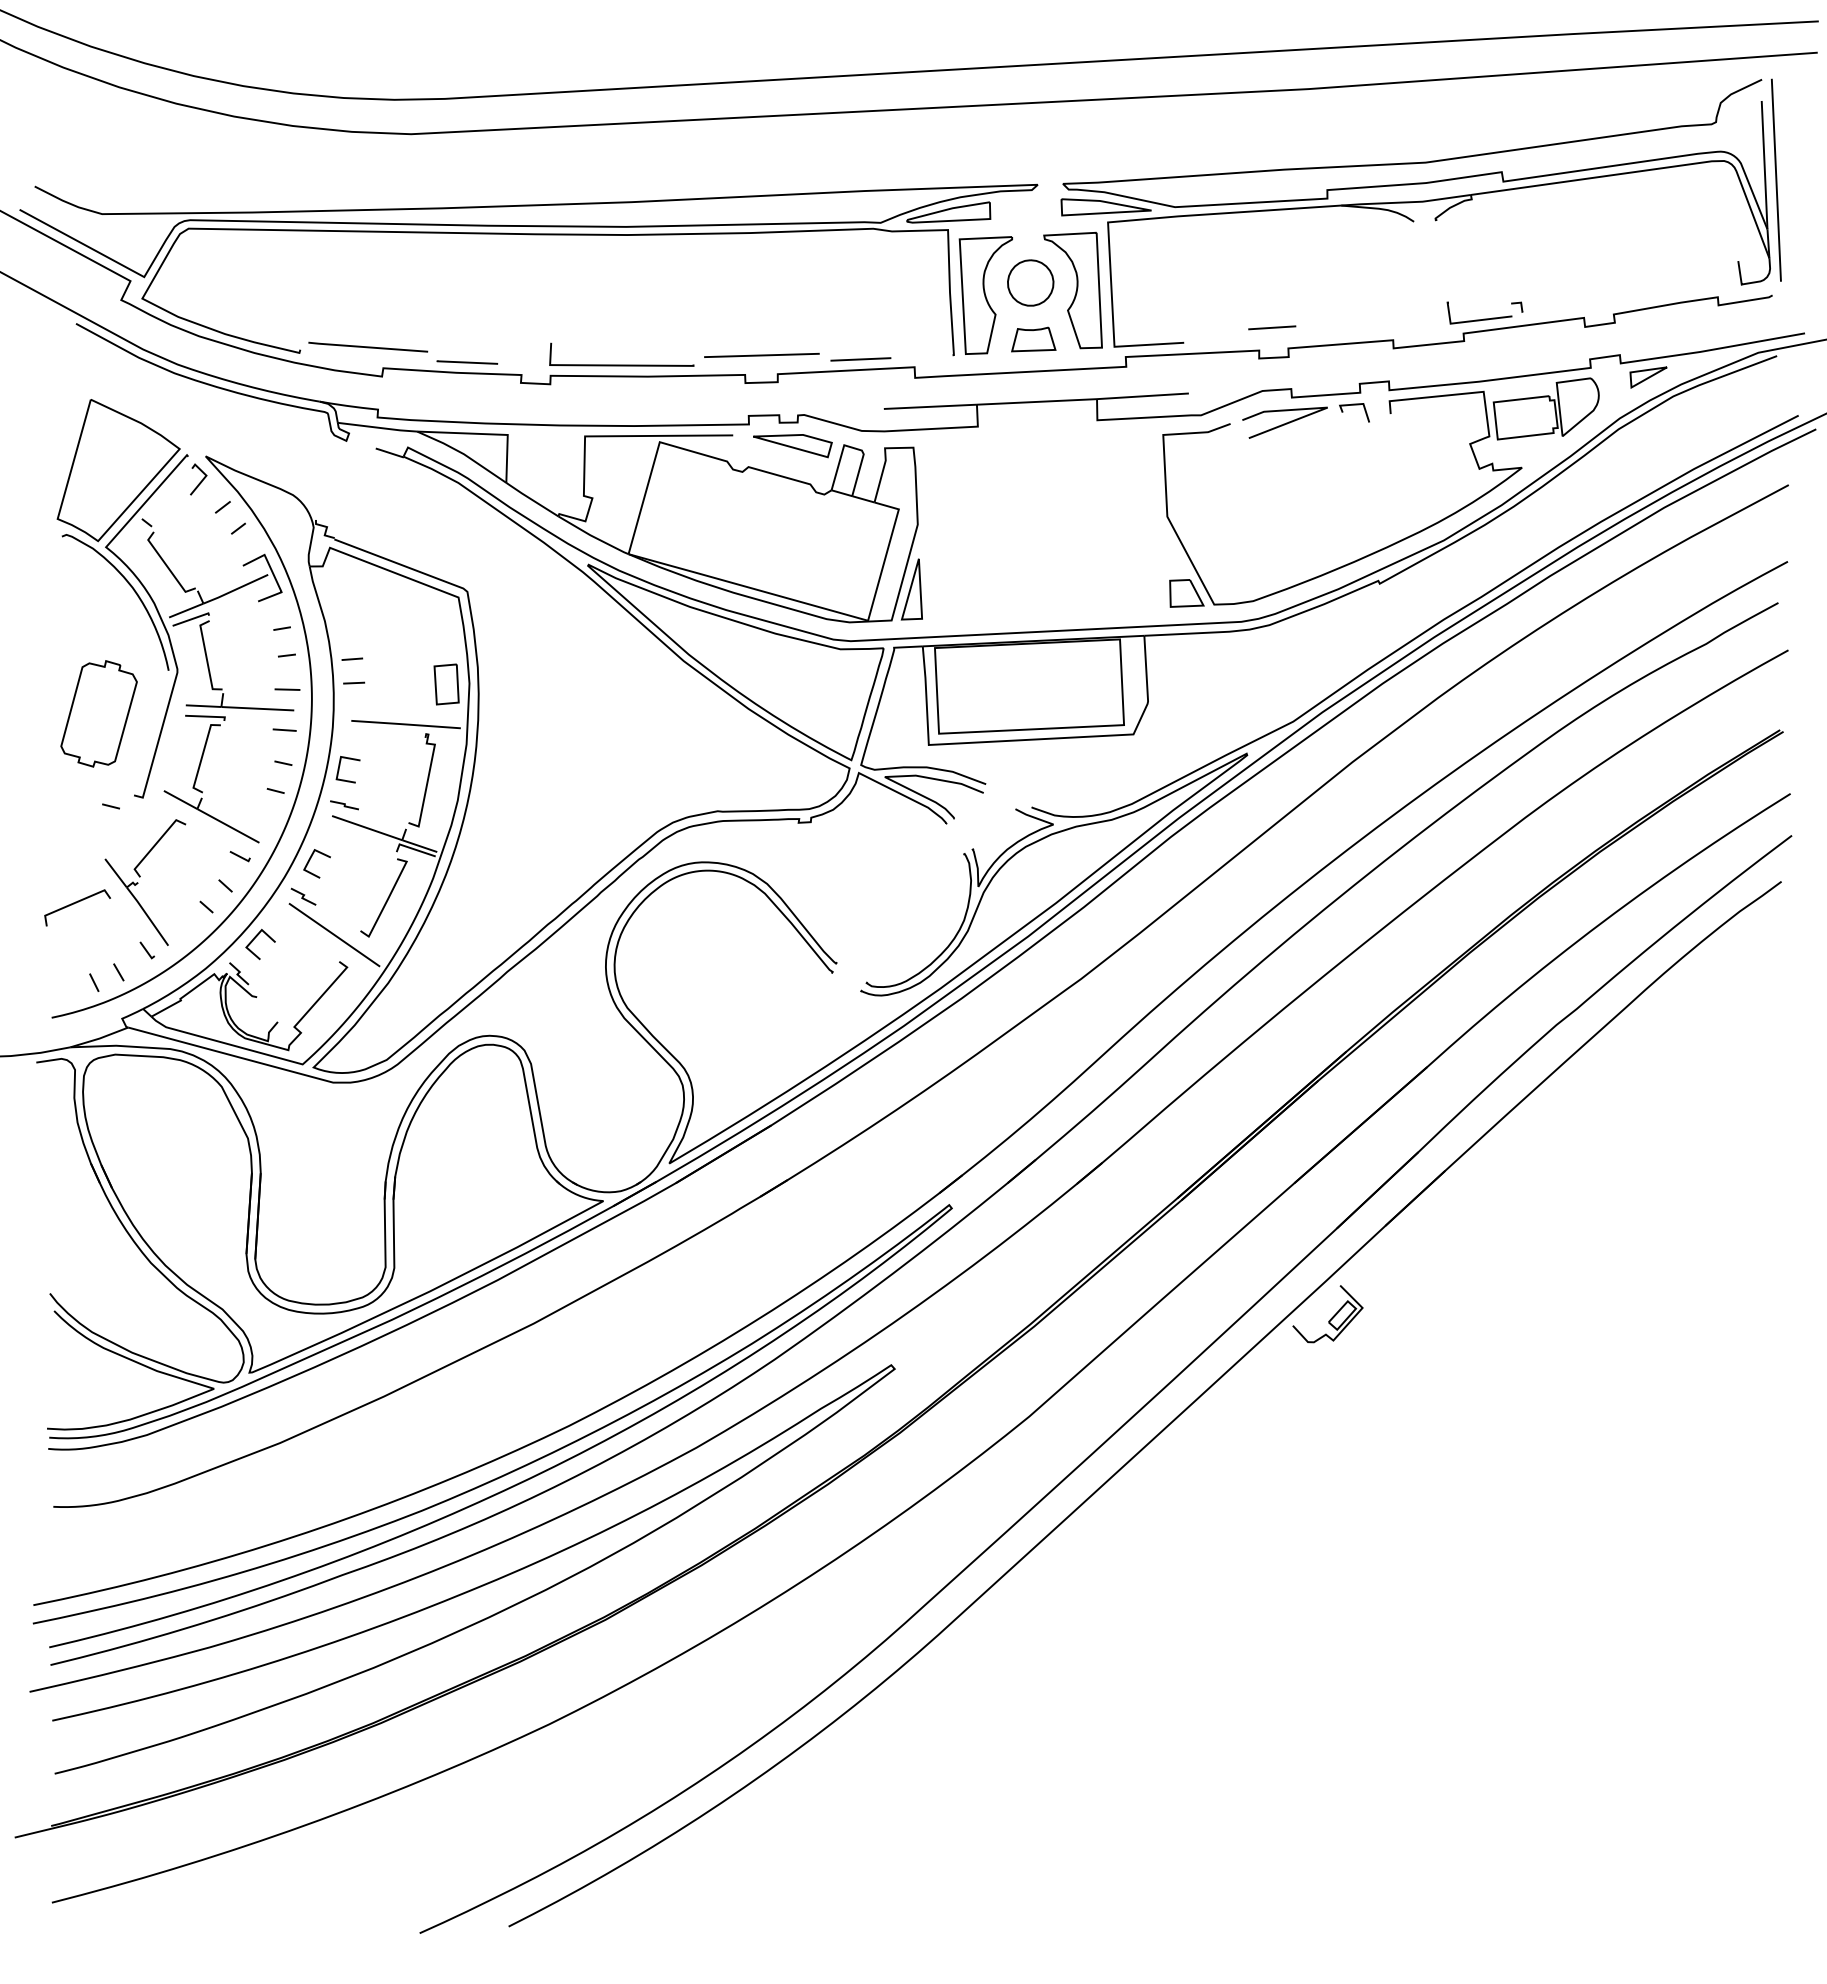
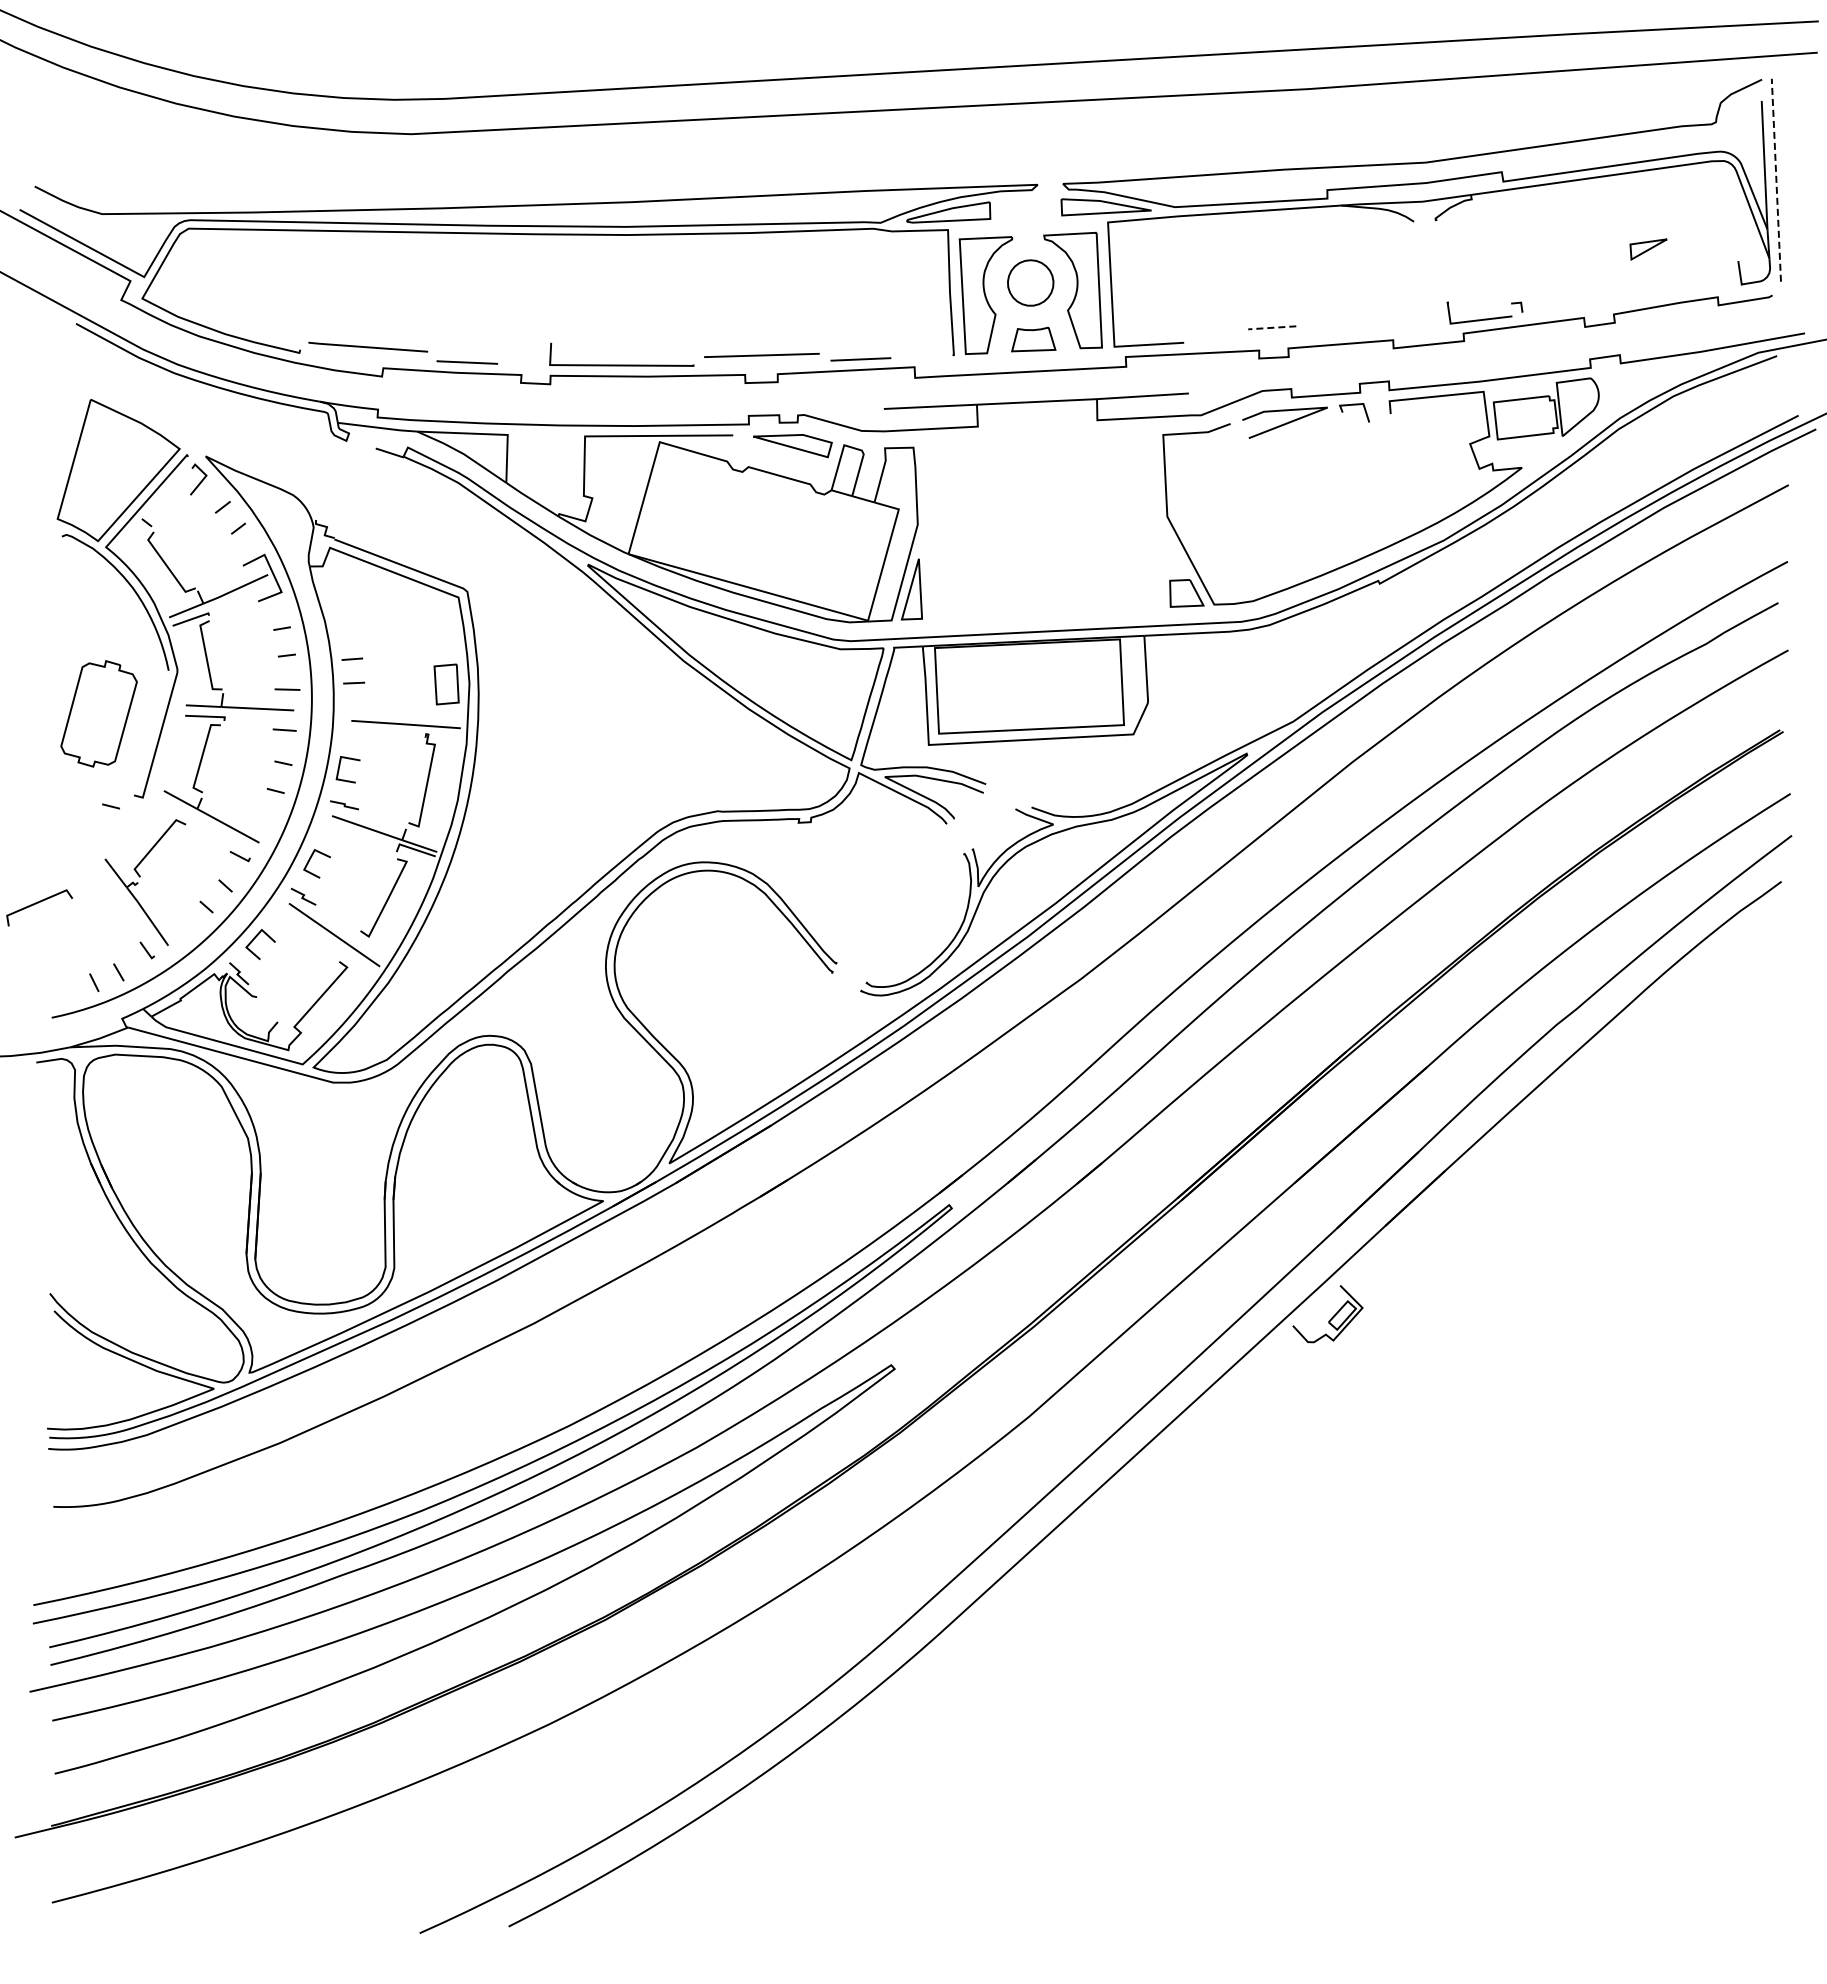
line: solid -> dashed (1776, 180)
line: solid -> dashed (1271, 327)
part position: (1648, 377) -> (1648, 249) (1648, 249)
line position: (76, 903) -> (38, 903) (38, 903)
